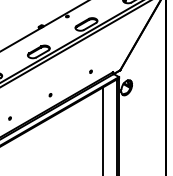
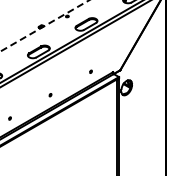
line: solid -> dashed (44, 25)
line: present -> none (102, 129)
